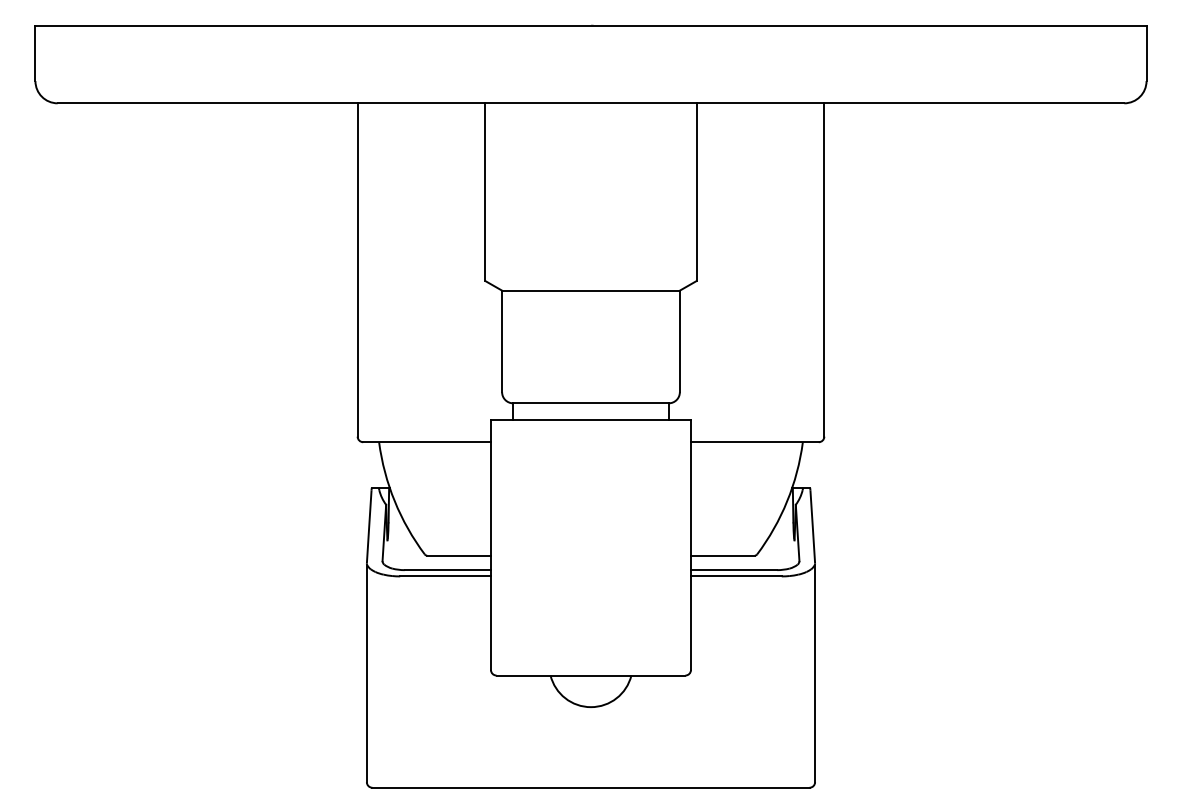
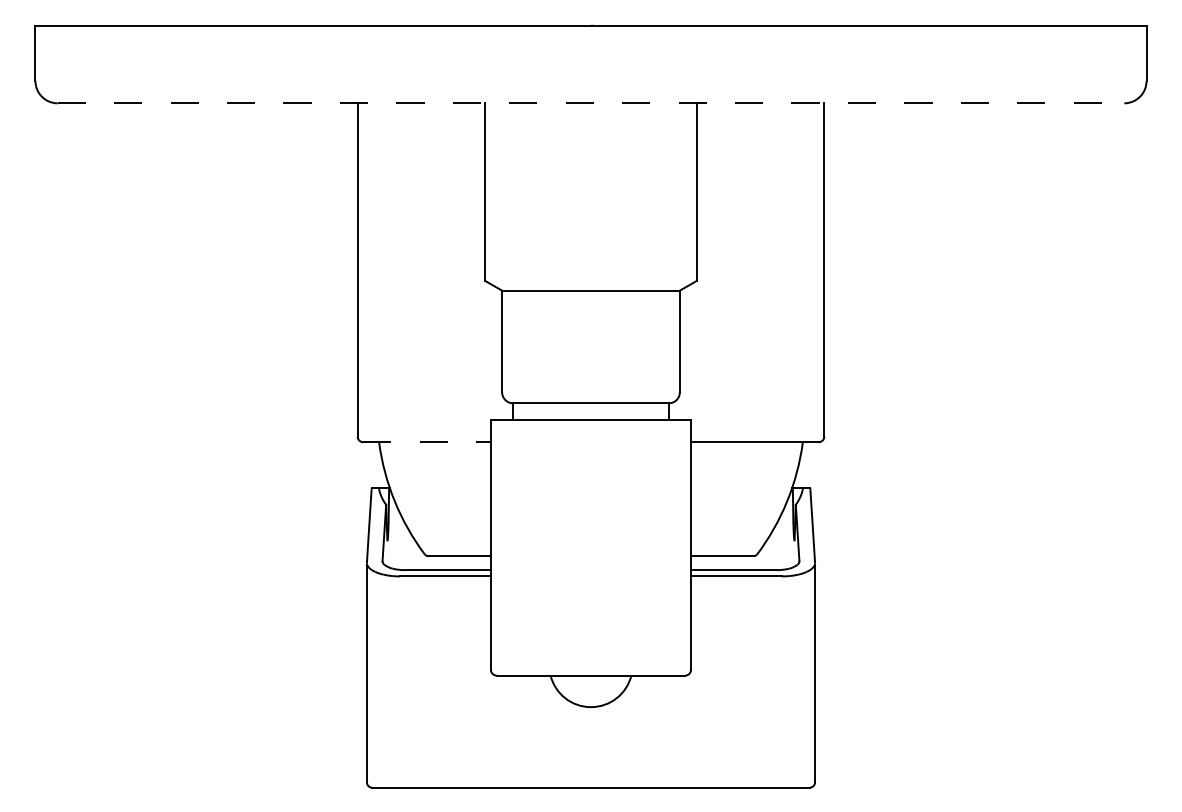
line: solid -> dashed (591, 103)
line: solid -> dashed (427, 442)
